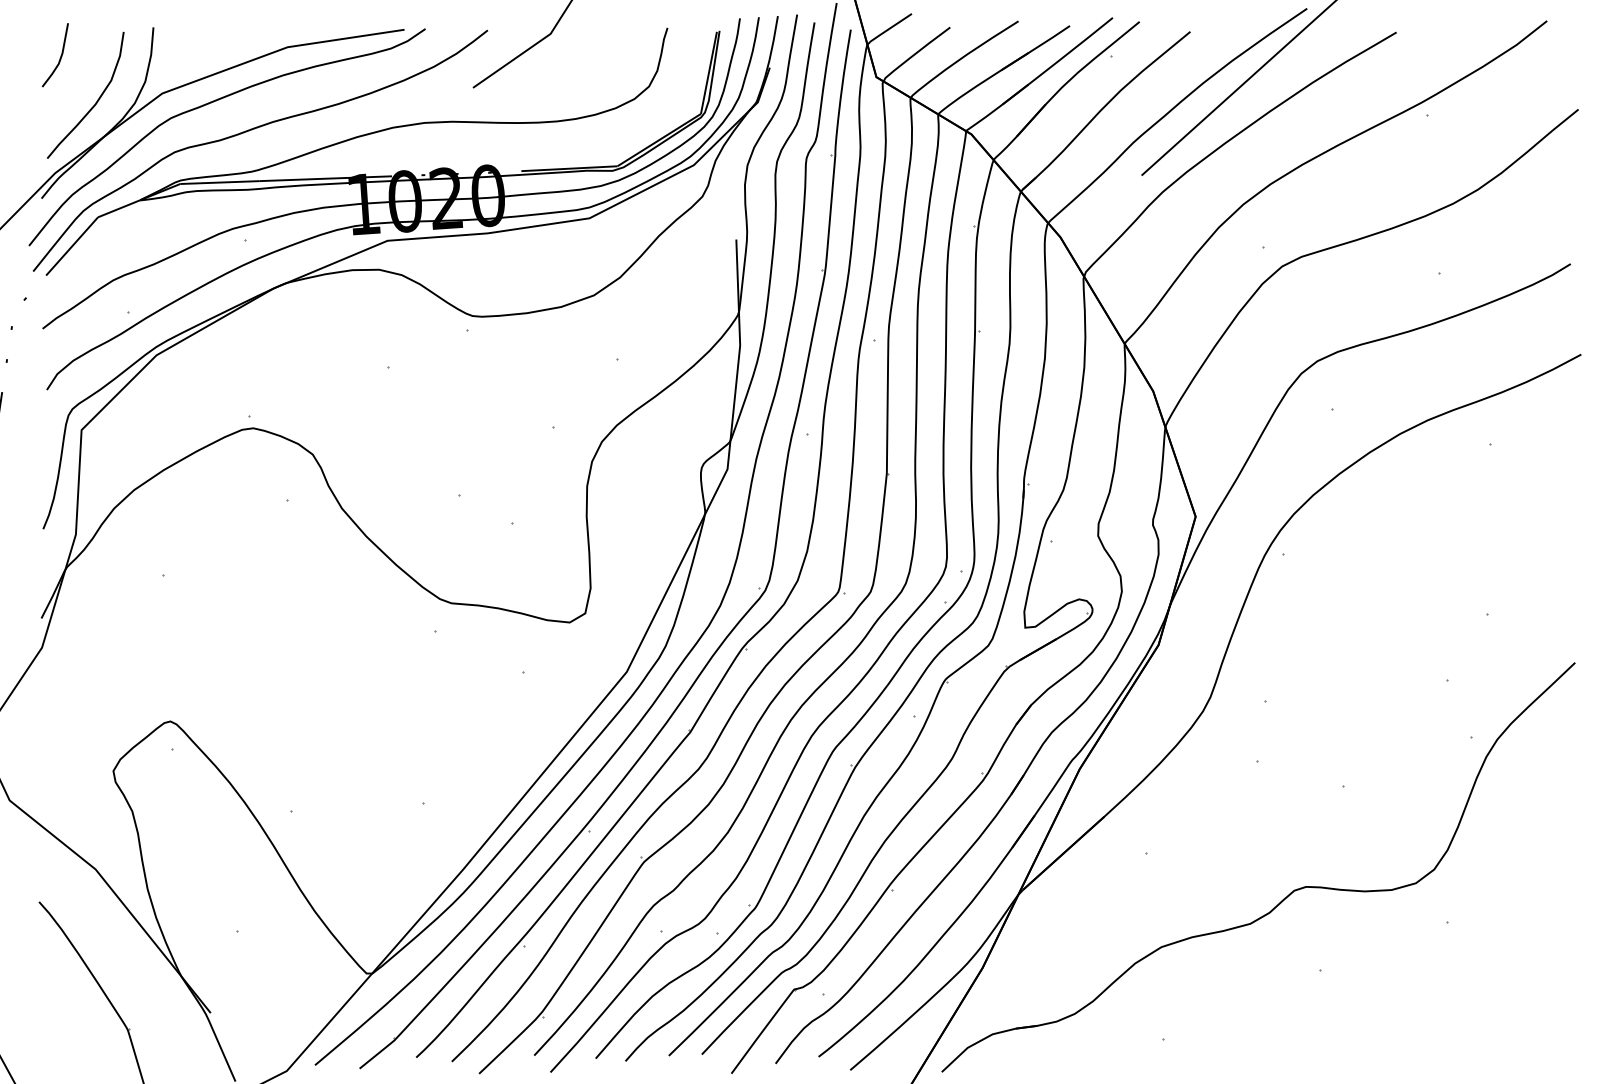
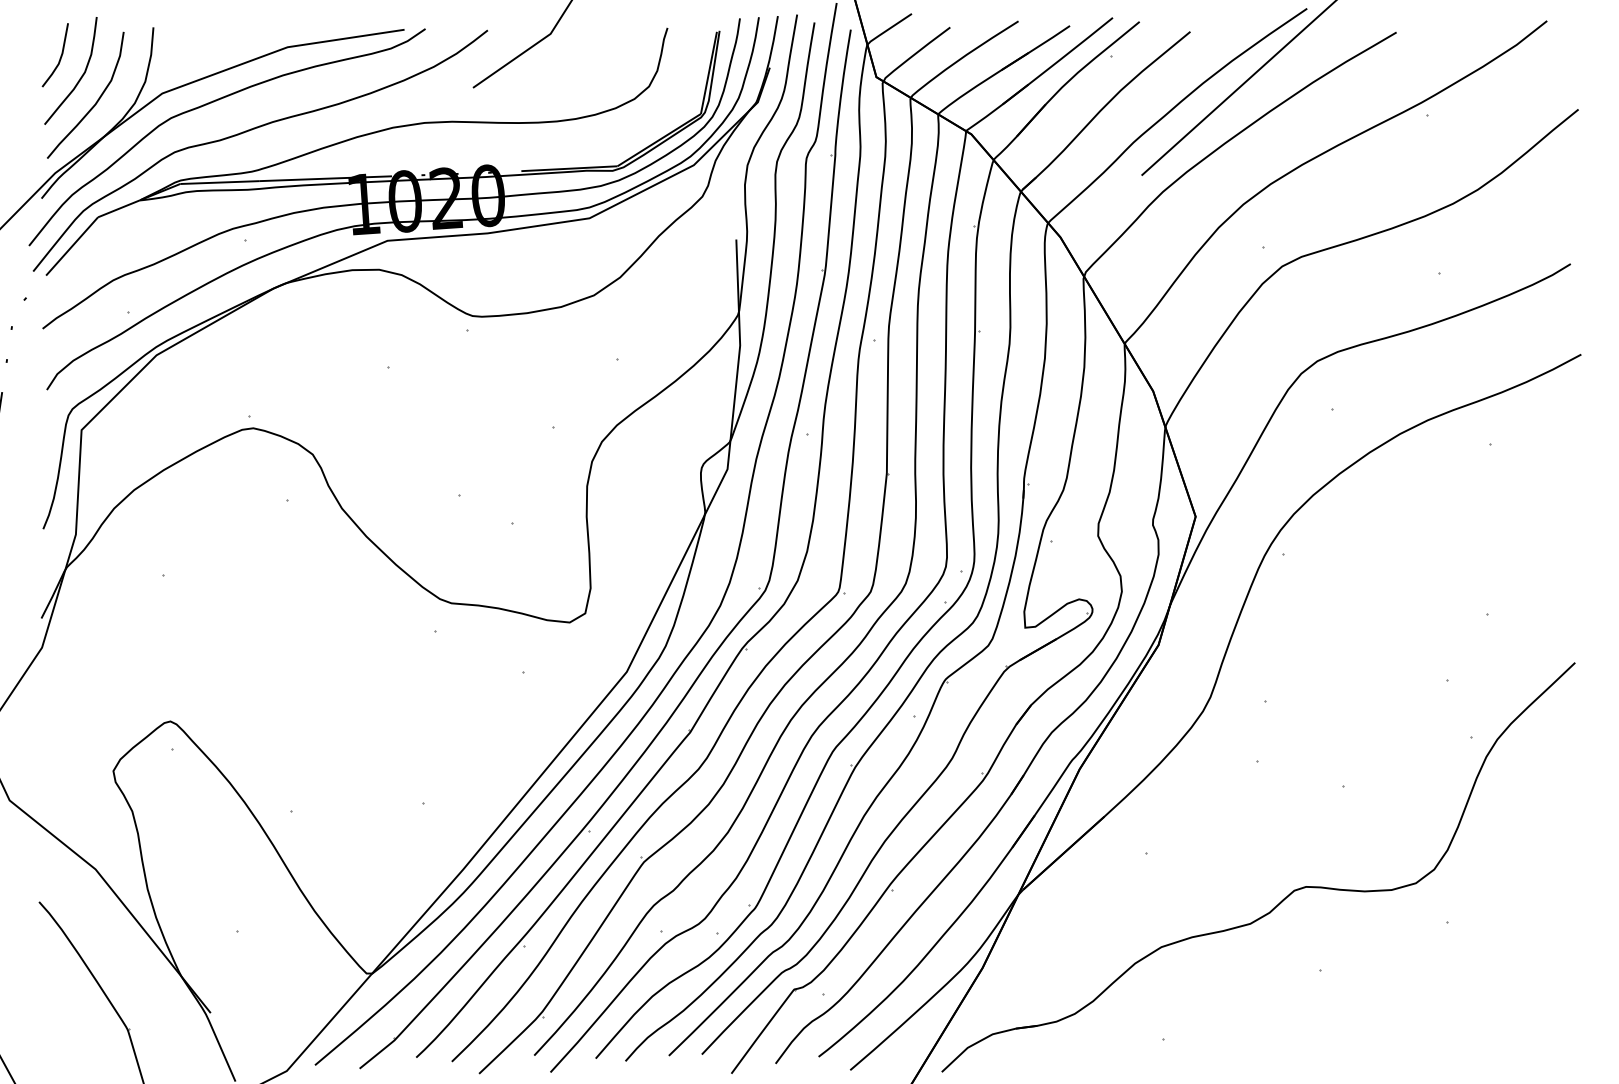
curve: none -> present (79, 78)
